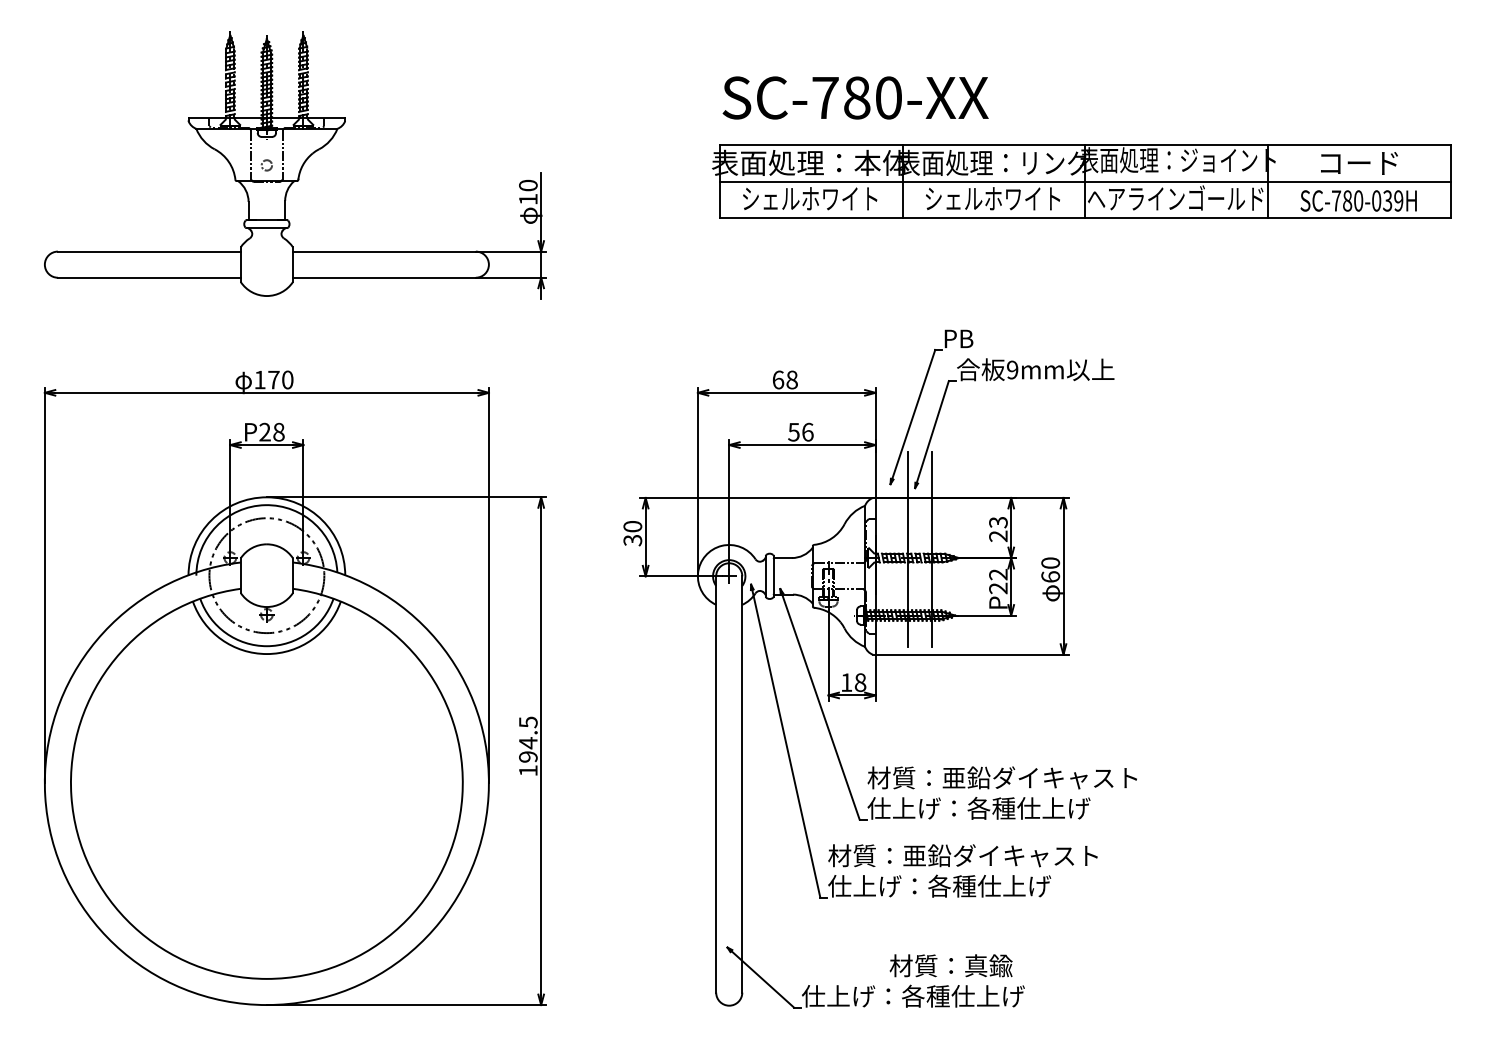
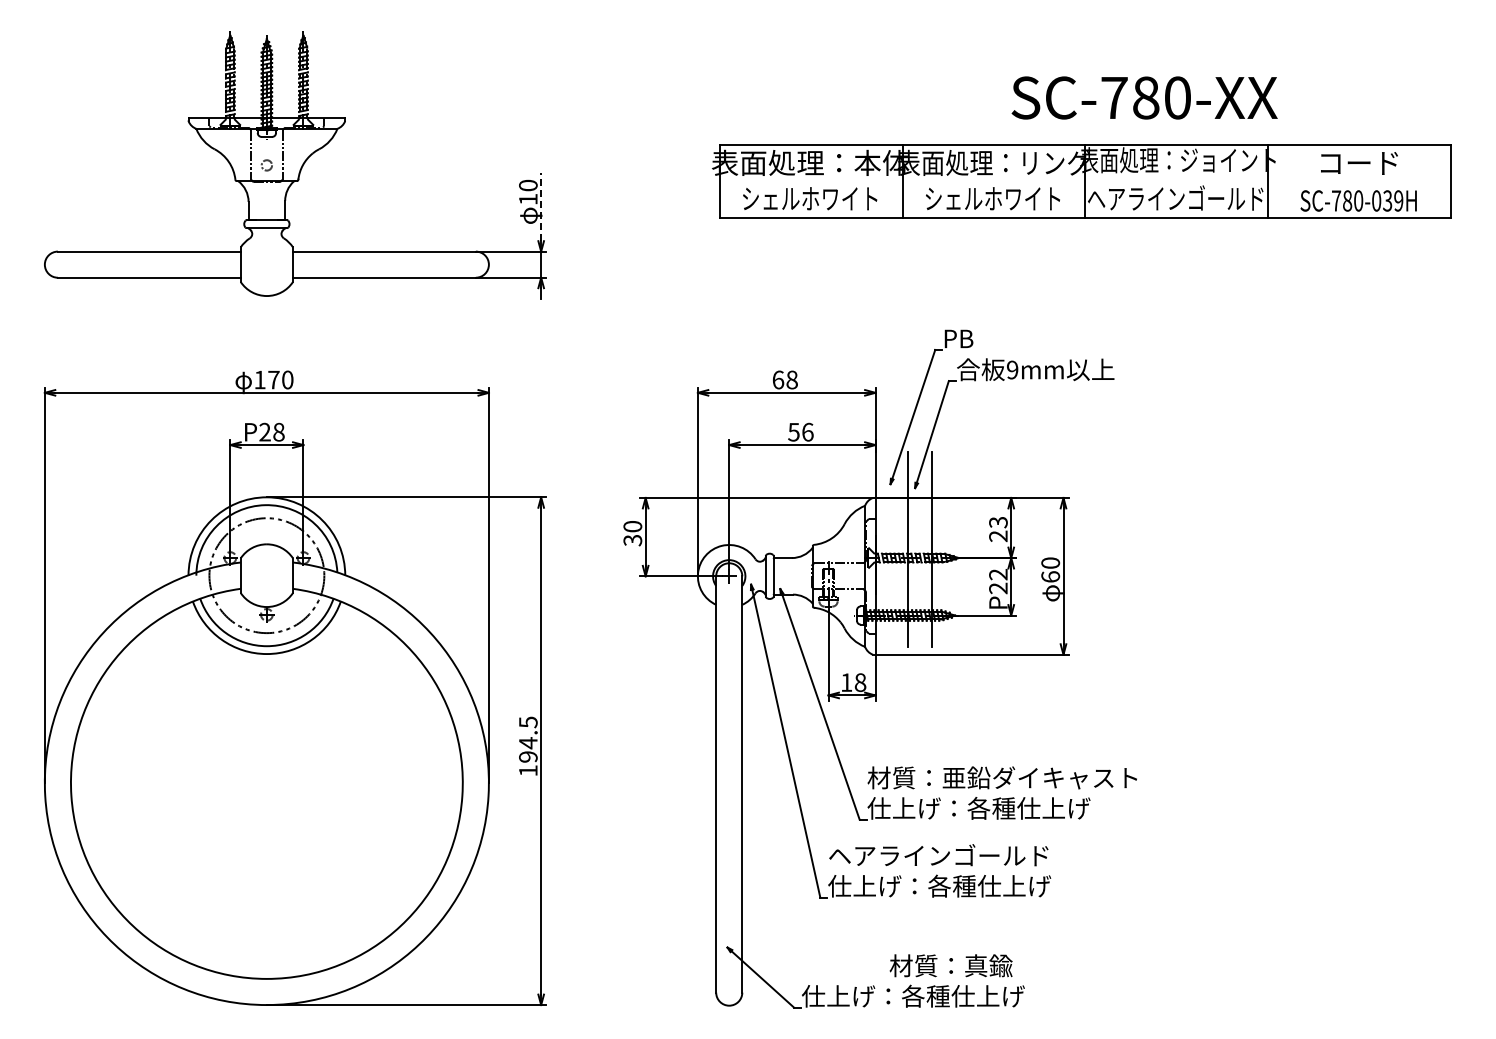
text position: (855, 97) -> (1144, 97) (1144, 97)
line: present -> none (1085, 181)
line: solid -> dashed (541, 206)
text: 材質：亜鉛ダイキャスト -> ヘアラインゴールド (962, 855)
